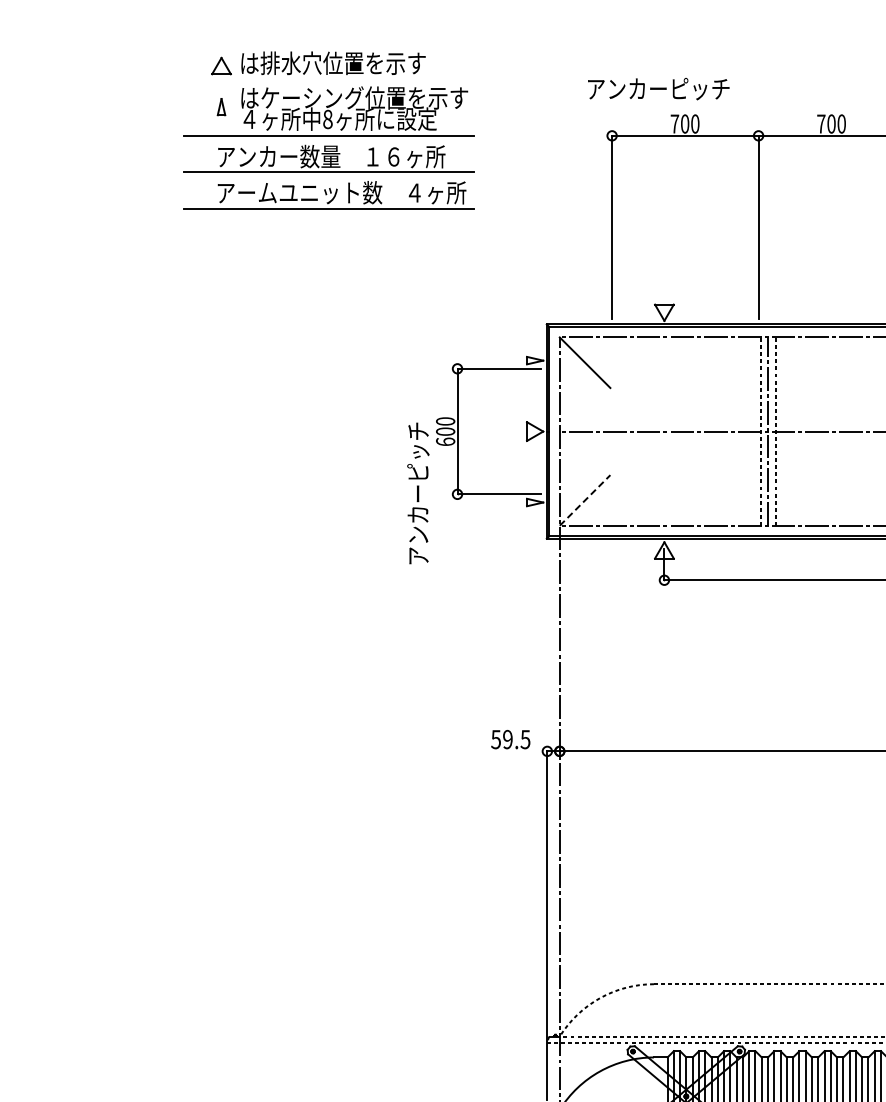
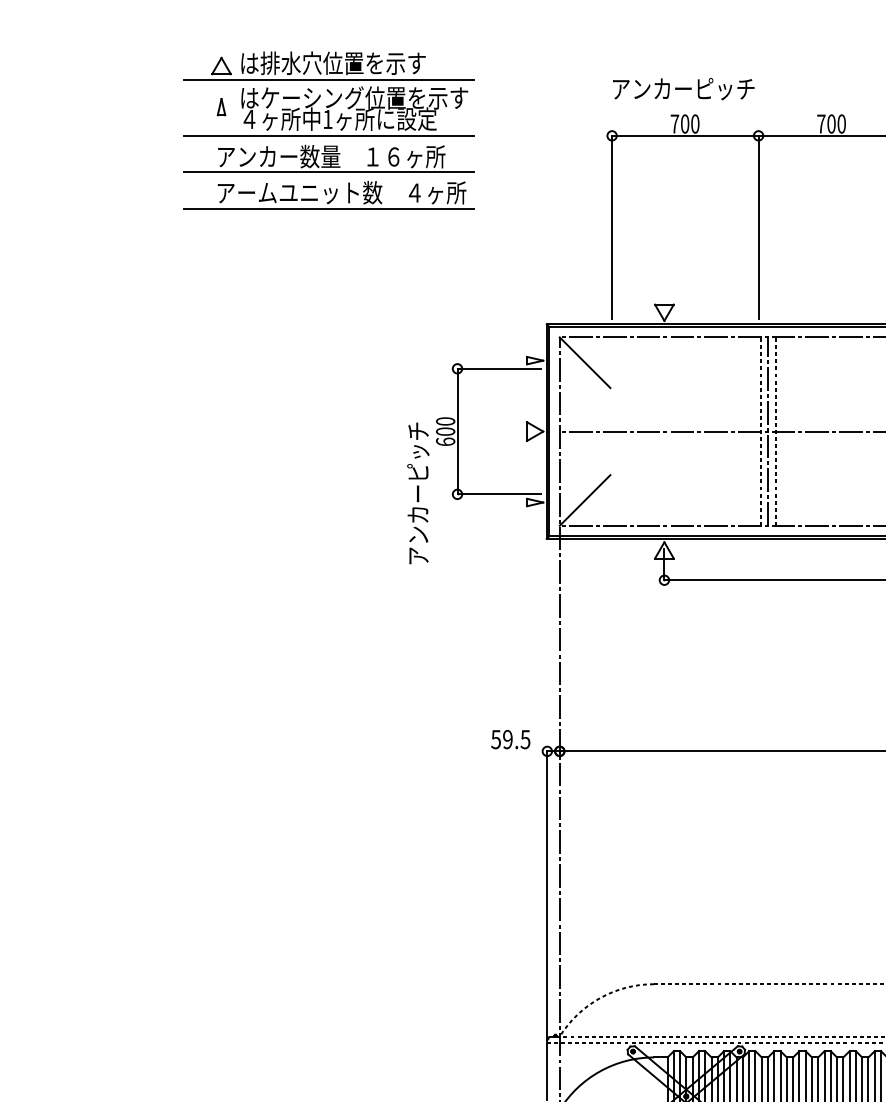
line: none -> present (328, 80)
text position: (658, 89) -> (683, 89) (683, 89)
text: 8 -> 1 (327, 119)
line: dashed -> solid (585, 500)
